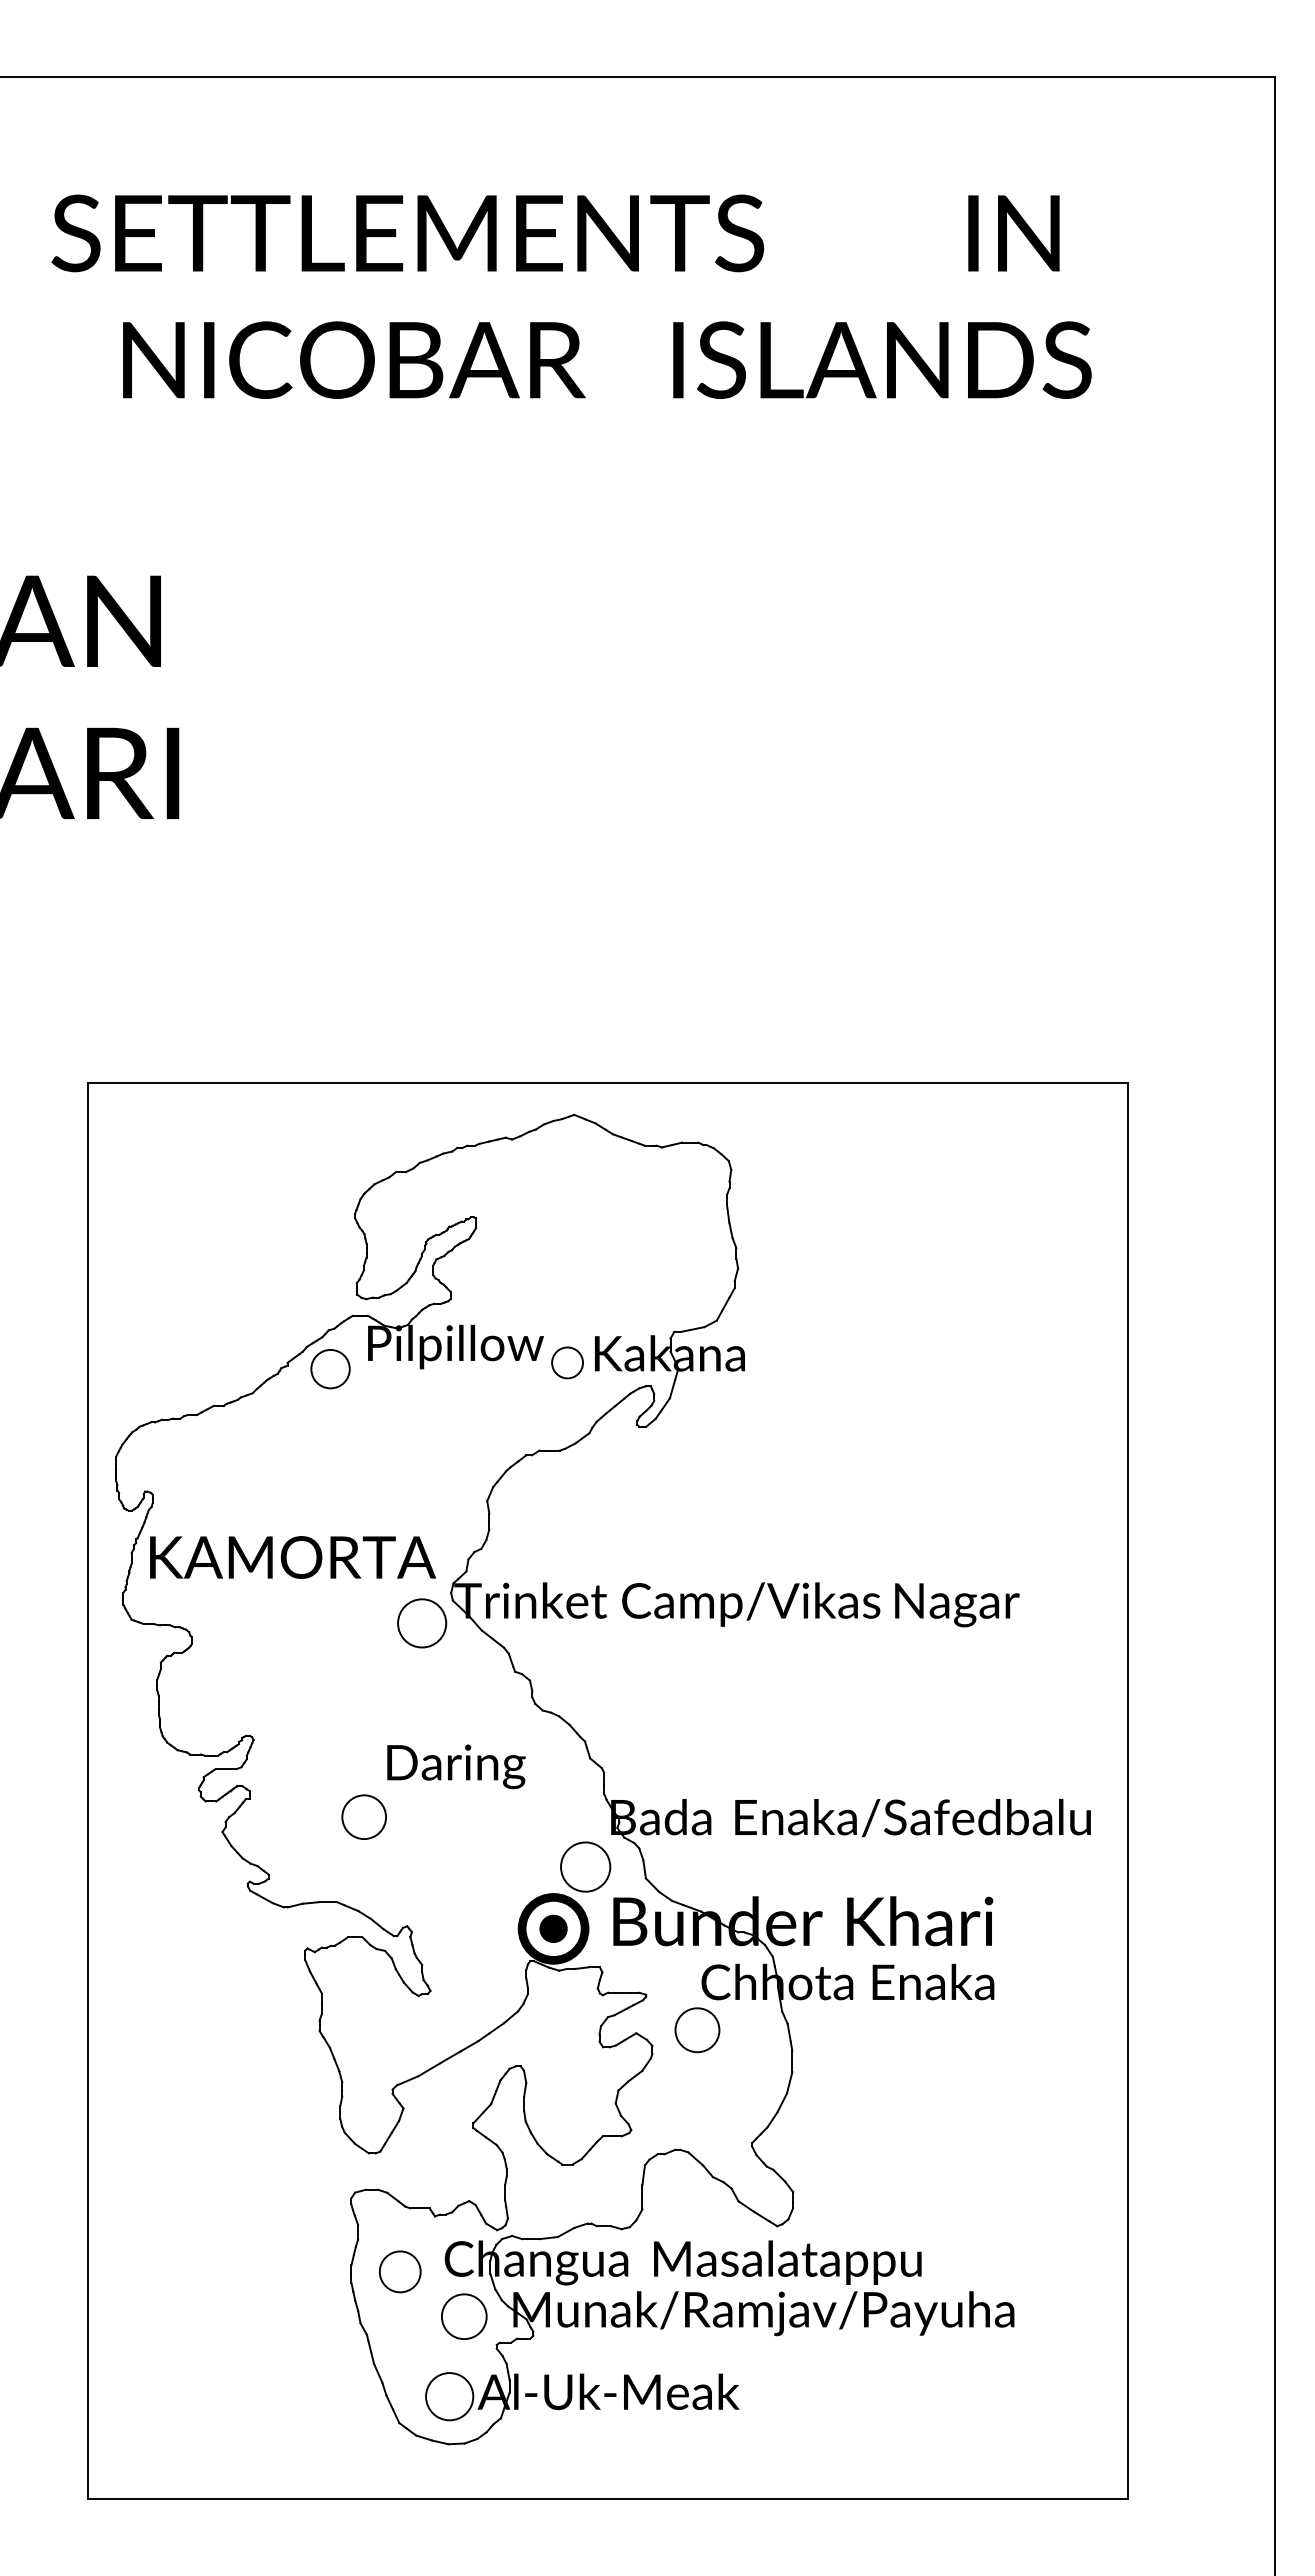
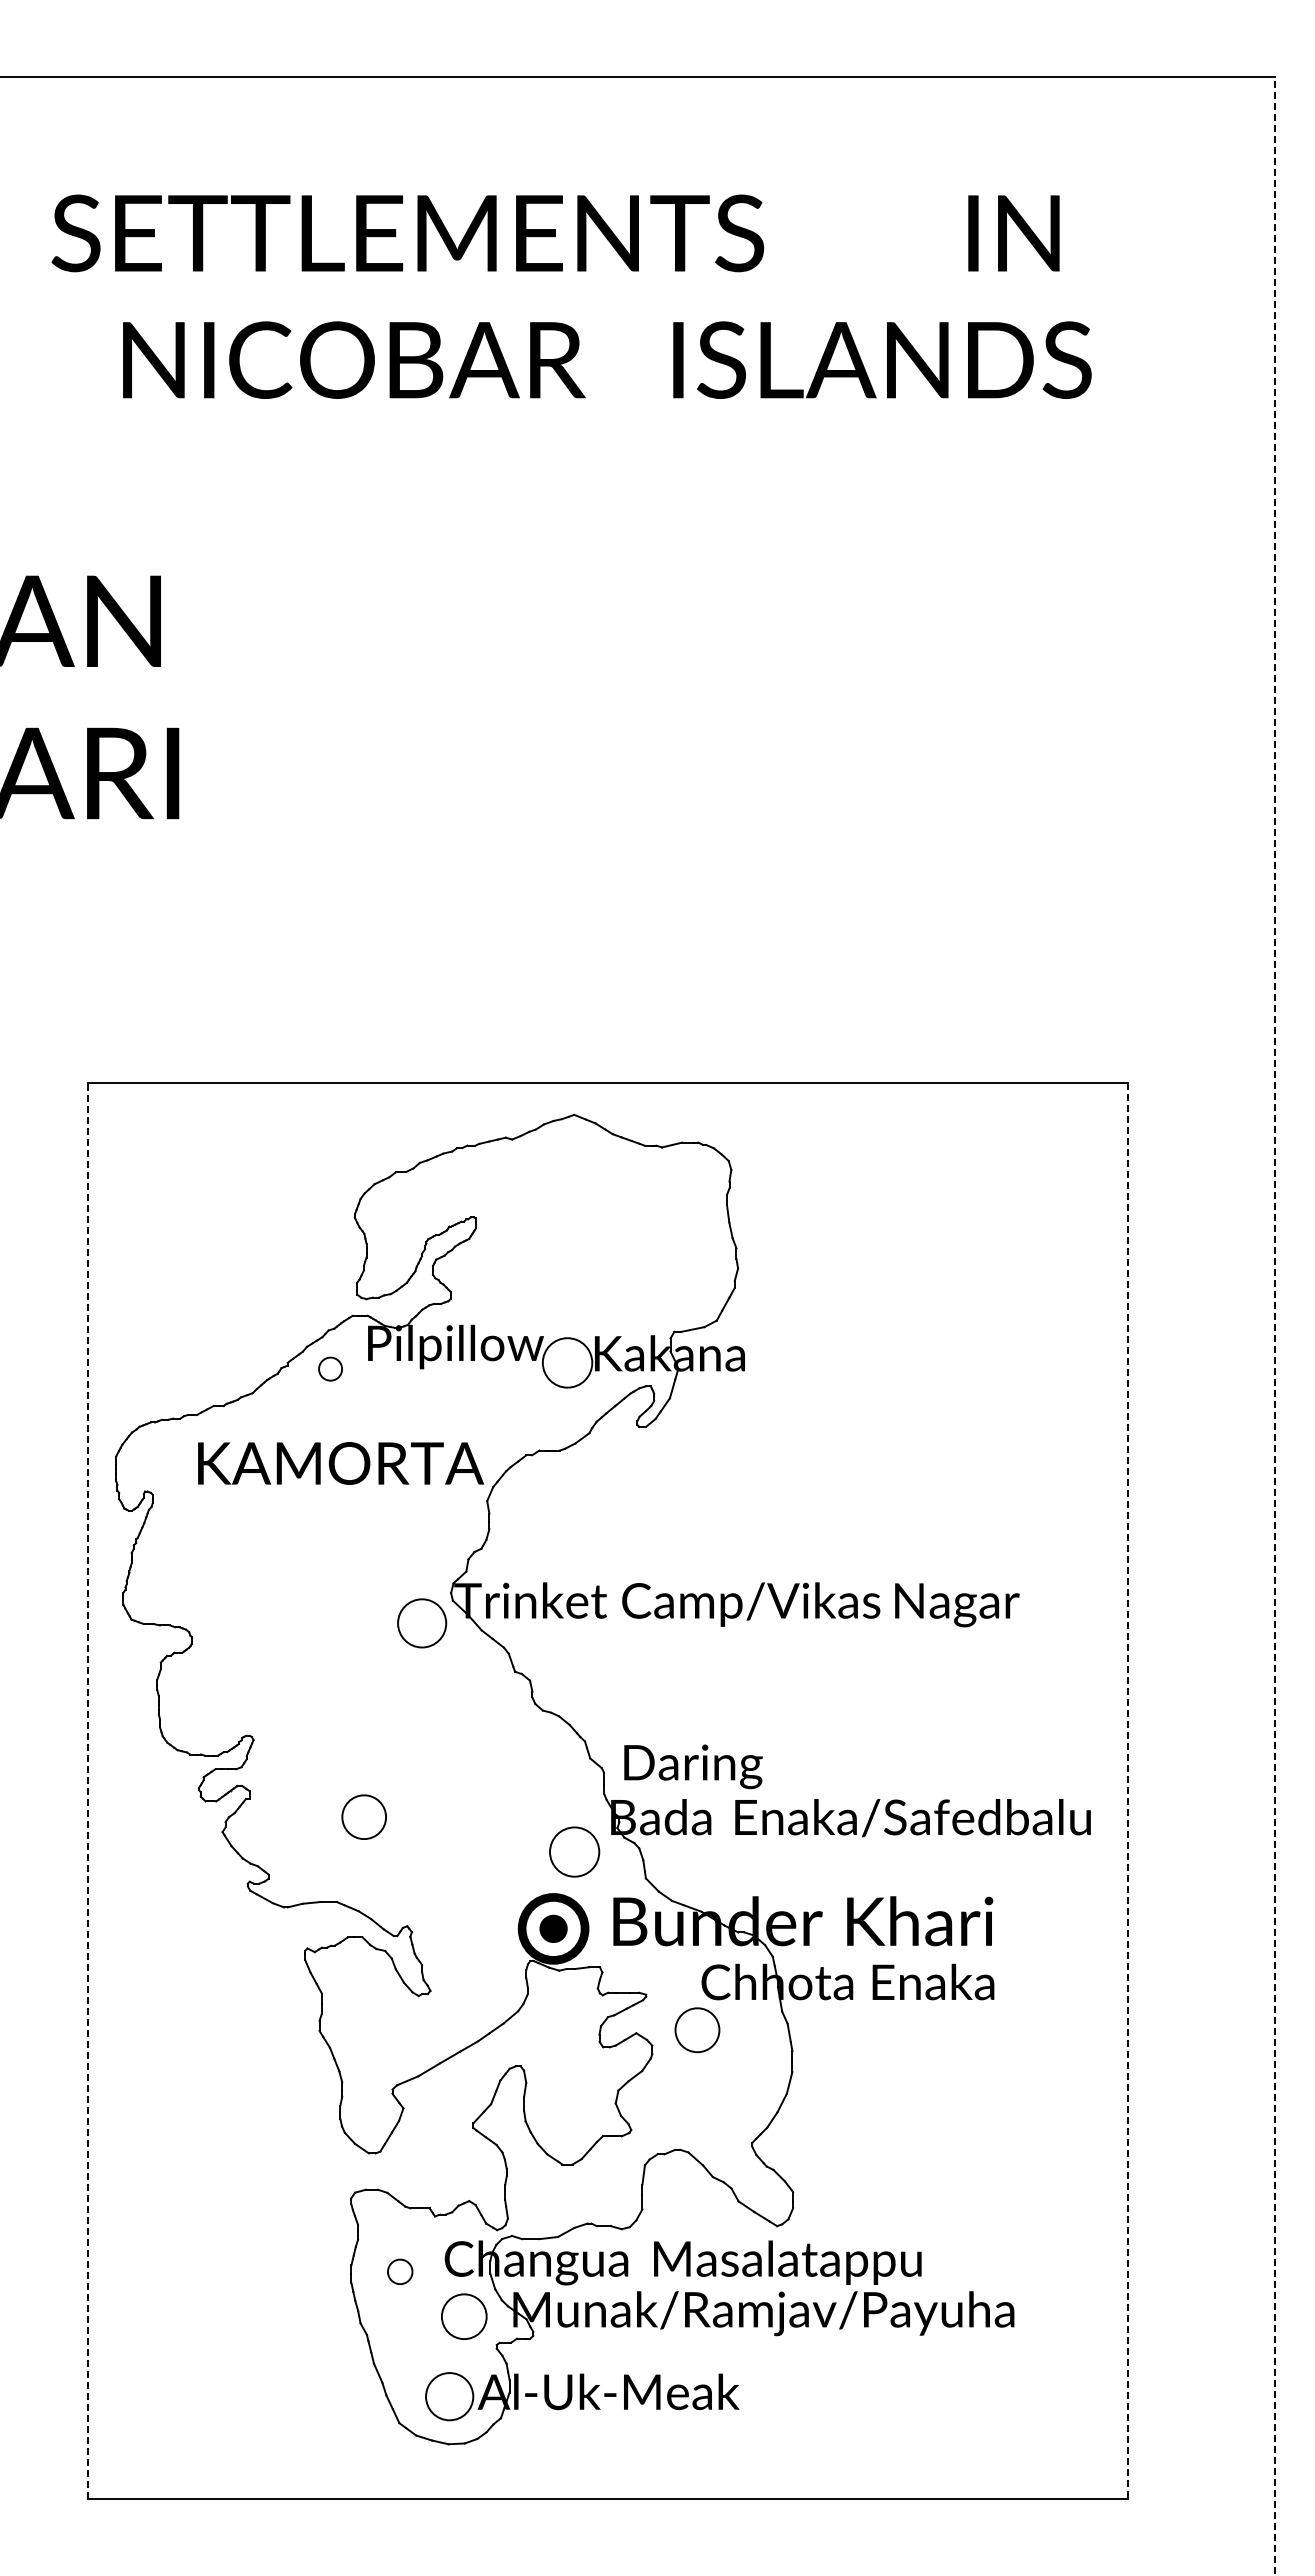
line: solid -> dashed (1275, 1326)
circle diameter: 31 px -> 49 px (567, 1362)
circle diameter: 38 px -> 23 px (330, 1368)
text position: (293, 1557) -> (341, 1463) (341, 1463)
text position: (456, 1766) -> (693, 1766) (693, 1766)
line: solid -> dashed (88, 1790)
line: solid -> dashed (1127, 1791)
circle position: (585, 1866) -> (574, 1851) (574, 1851)
circle diameter: 41 px -> 25 px (400, 2271)
